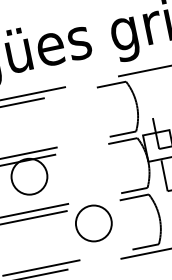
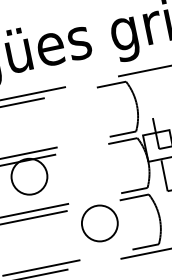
circle position: (93, 223) -> (99, 223) (99, 223)
